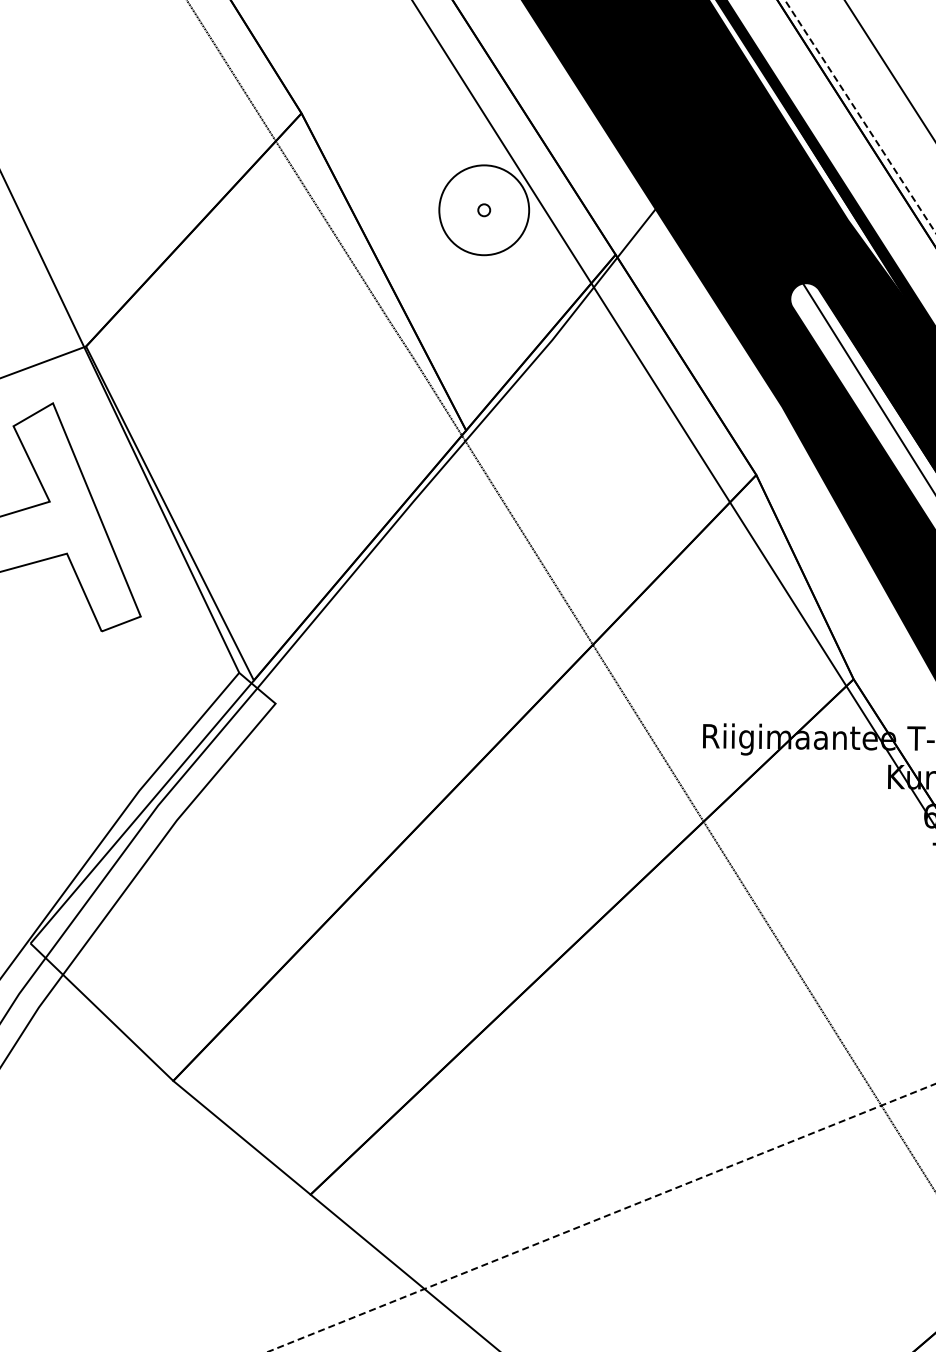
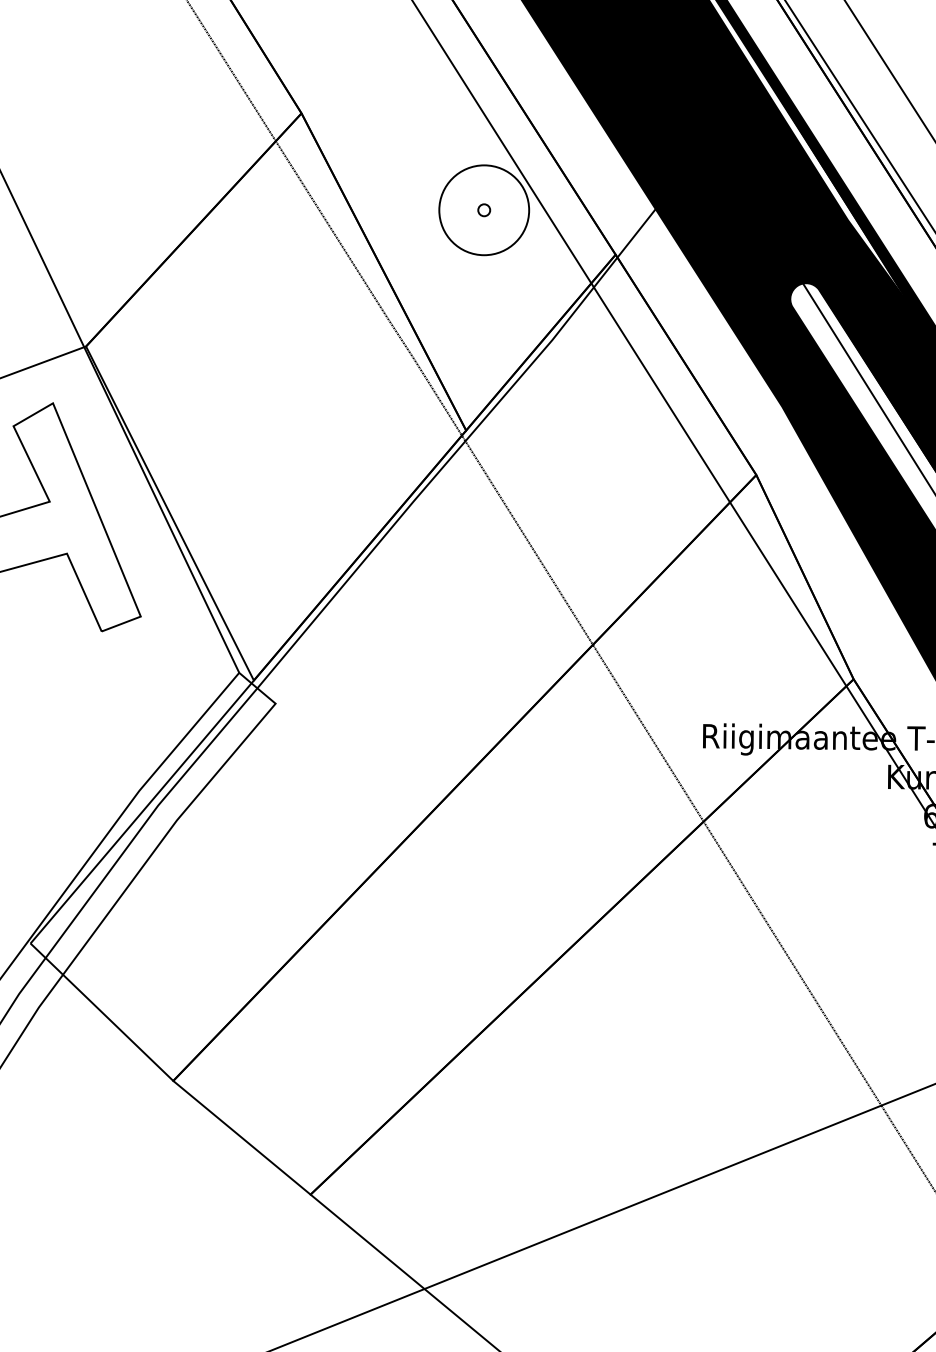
line: dashed -> solid (860, 117)
line: dashed -> solid (602, 1217)
